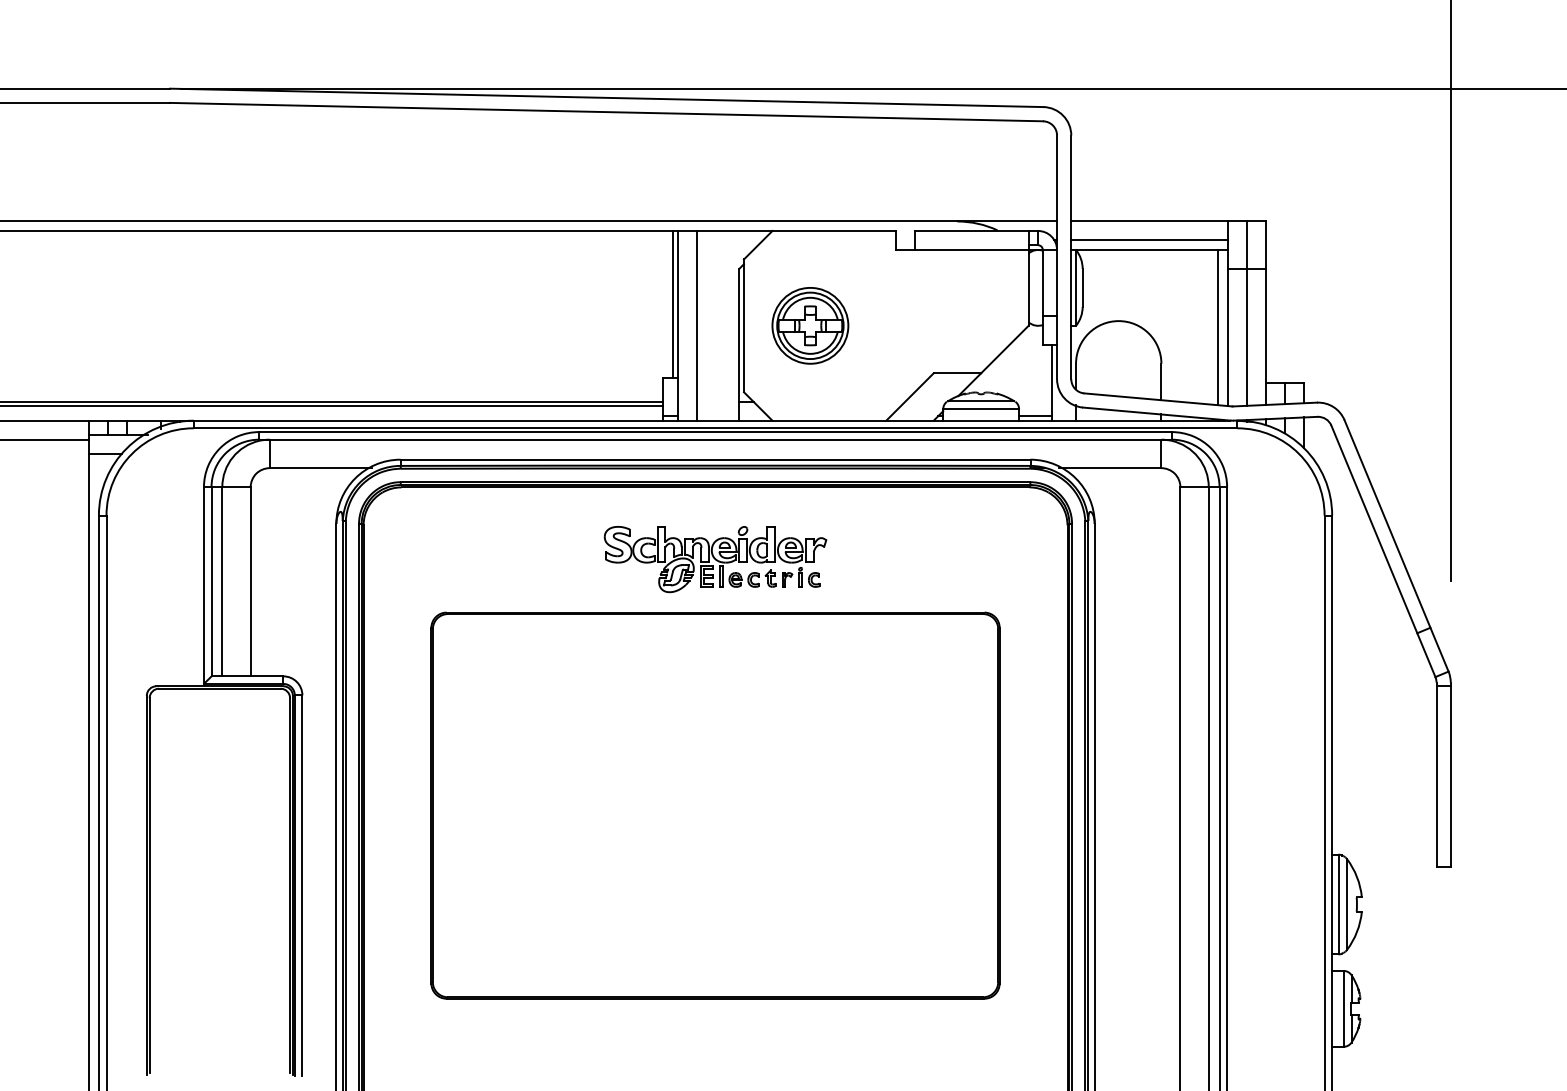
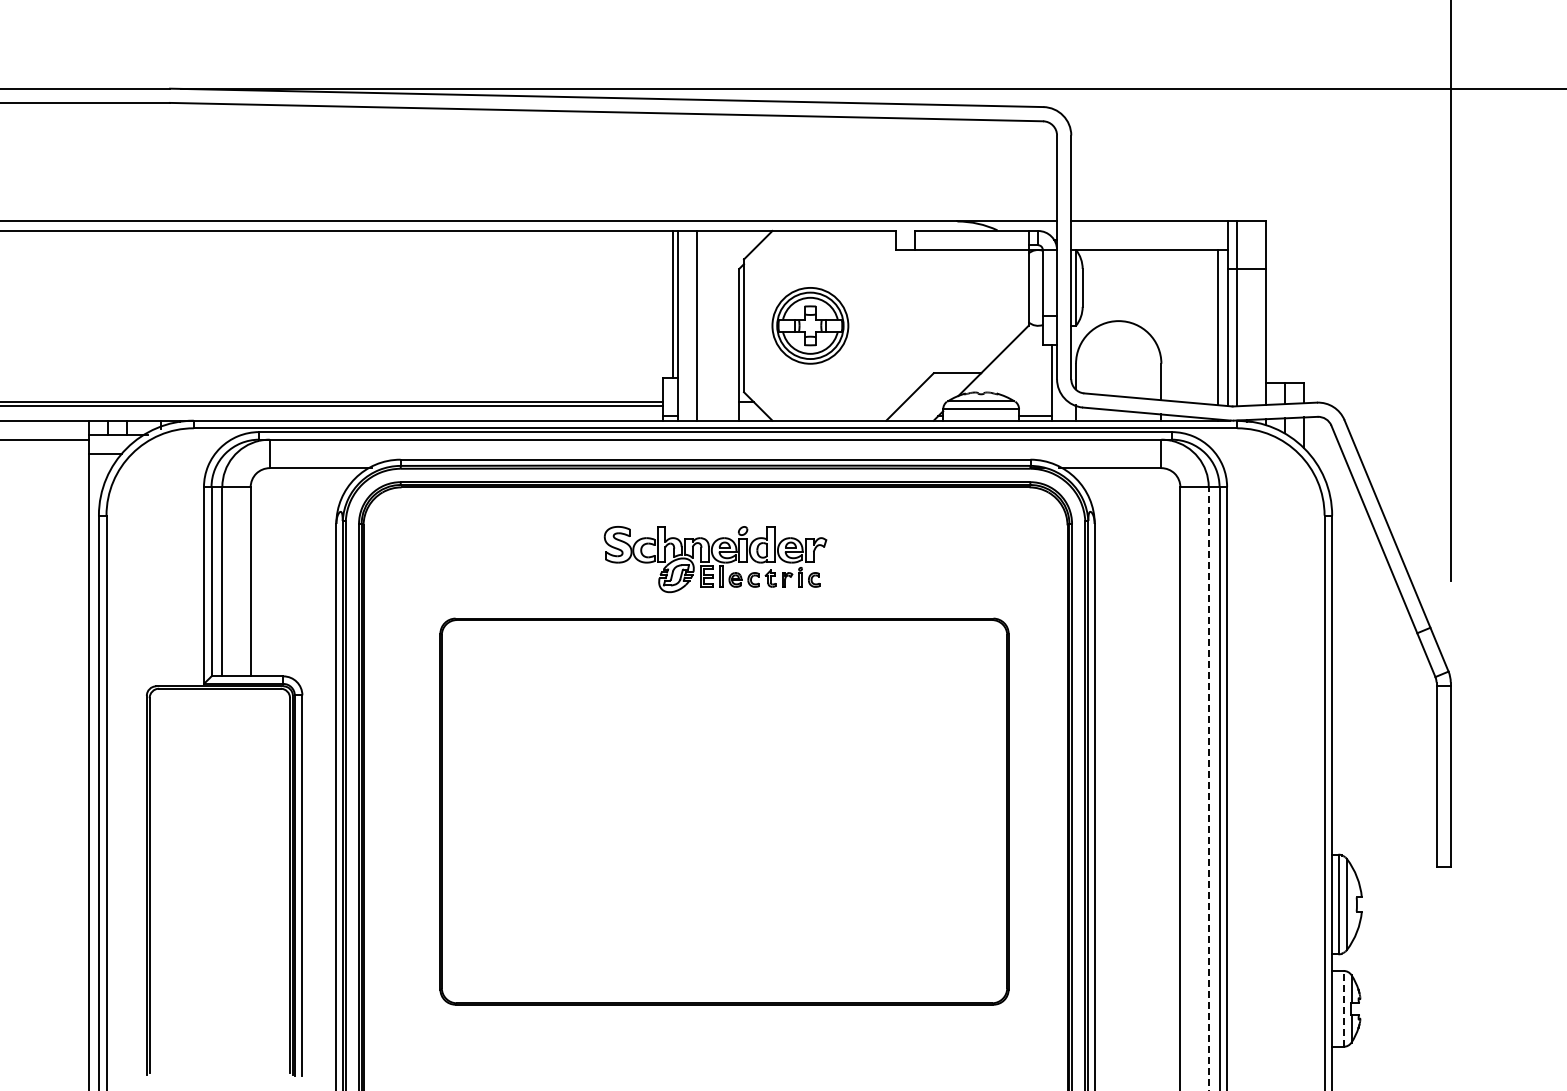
line: present -> none (1149, 240)
line position: (1246, 313) -> (1236, 313) (1236, 313)
line: solid -> dashed (1208, 788)
part position: (715, 805) -> (724, 811) (724, 811)
line: solid -> dashed (1343, 1008)
